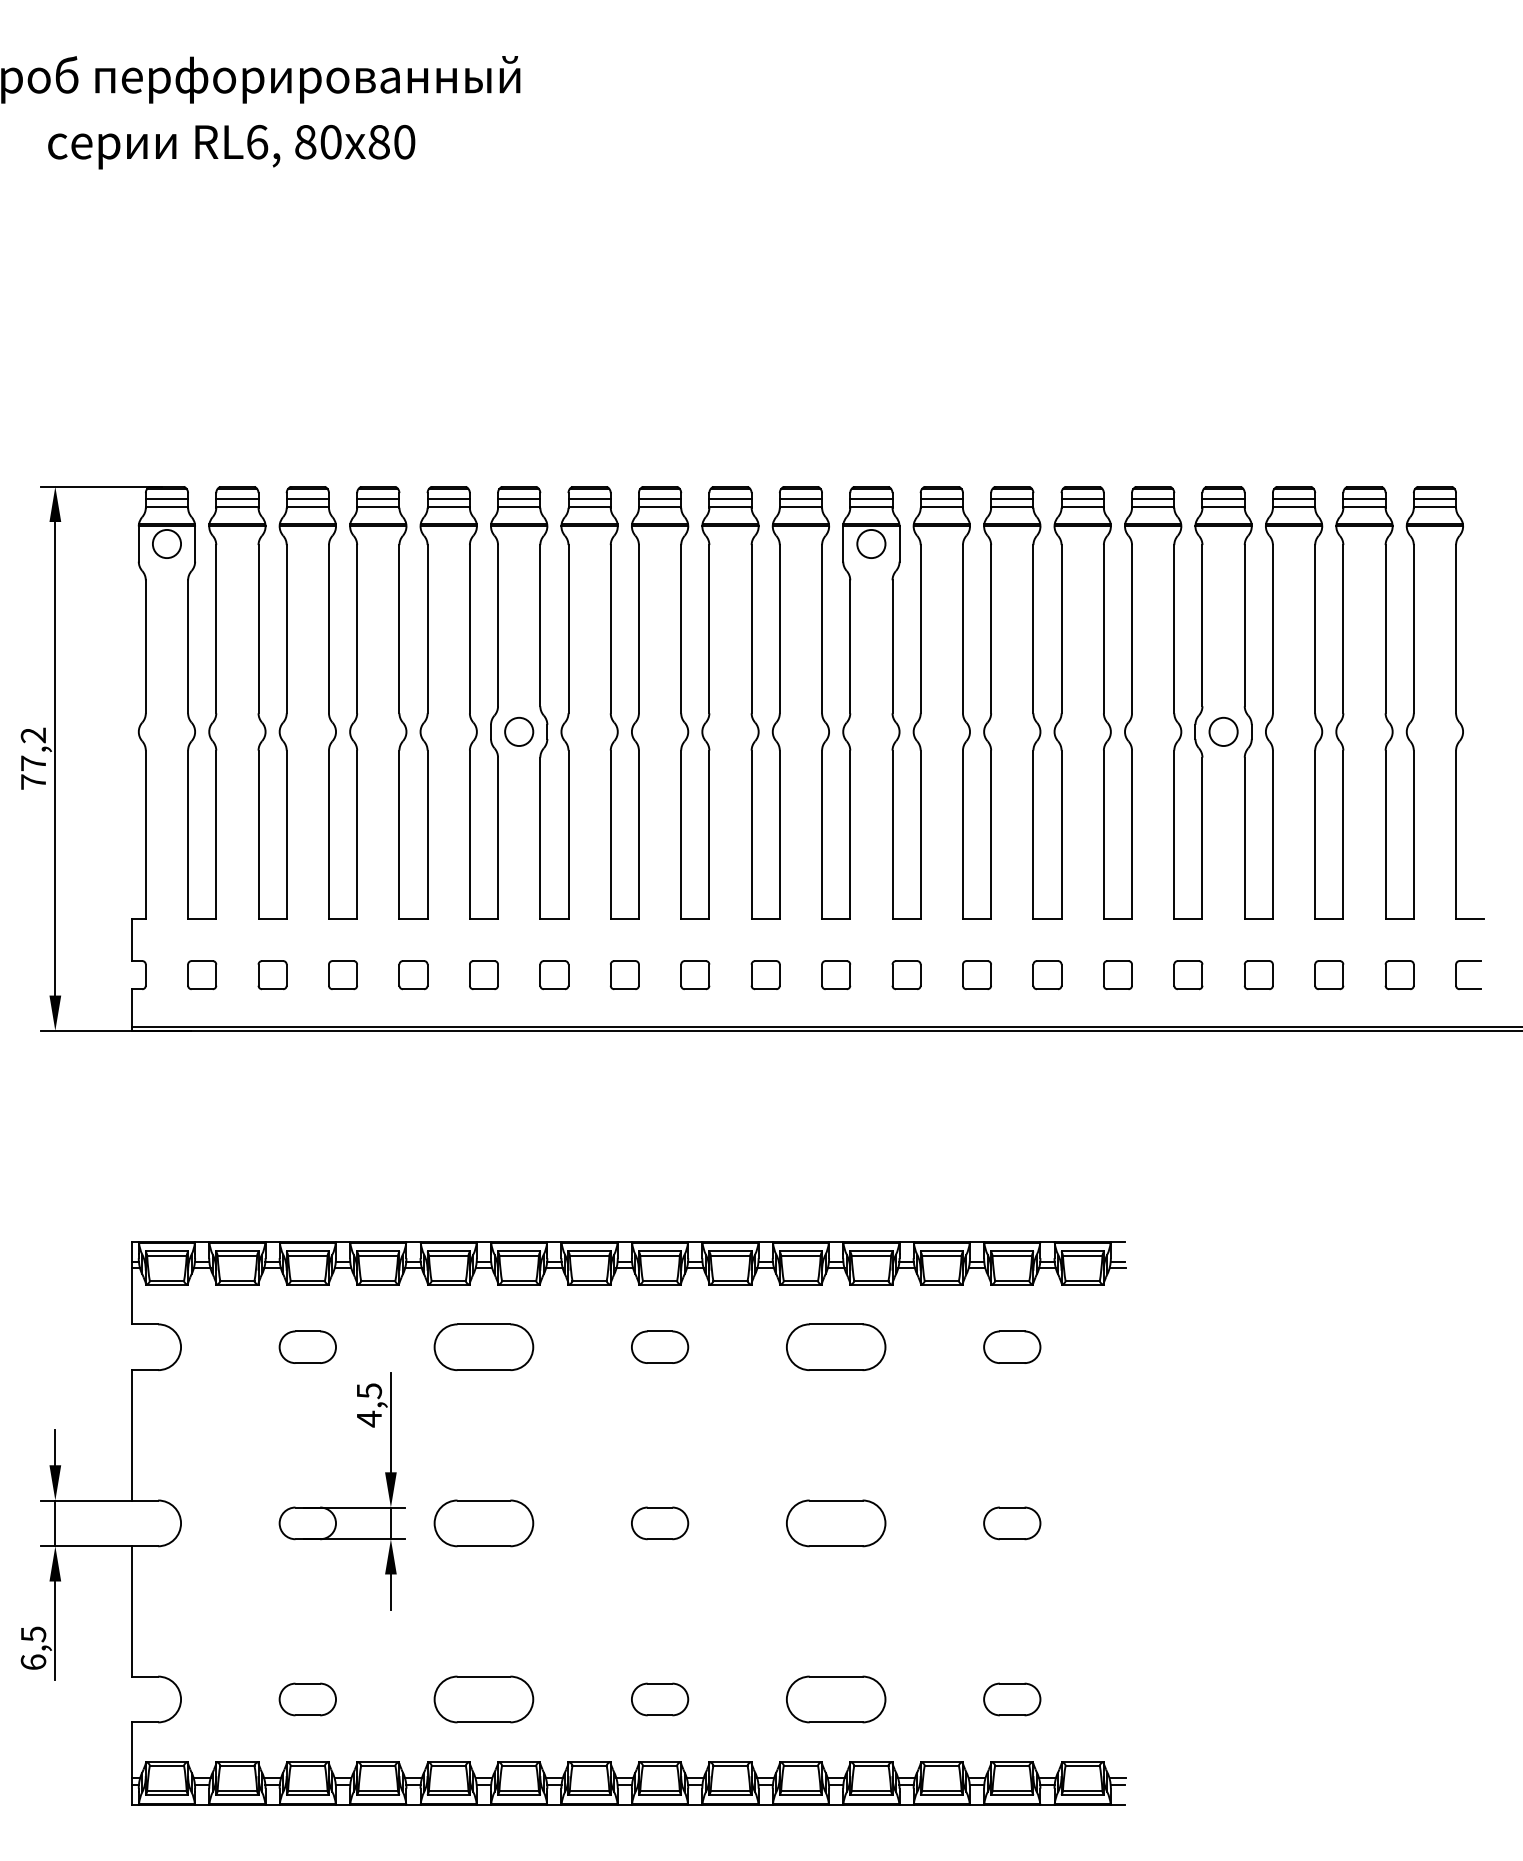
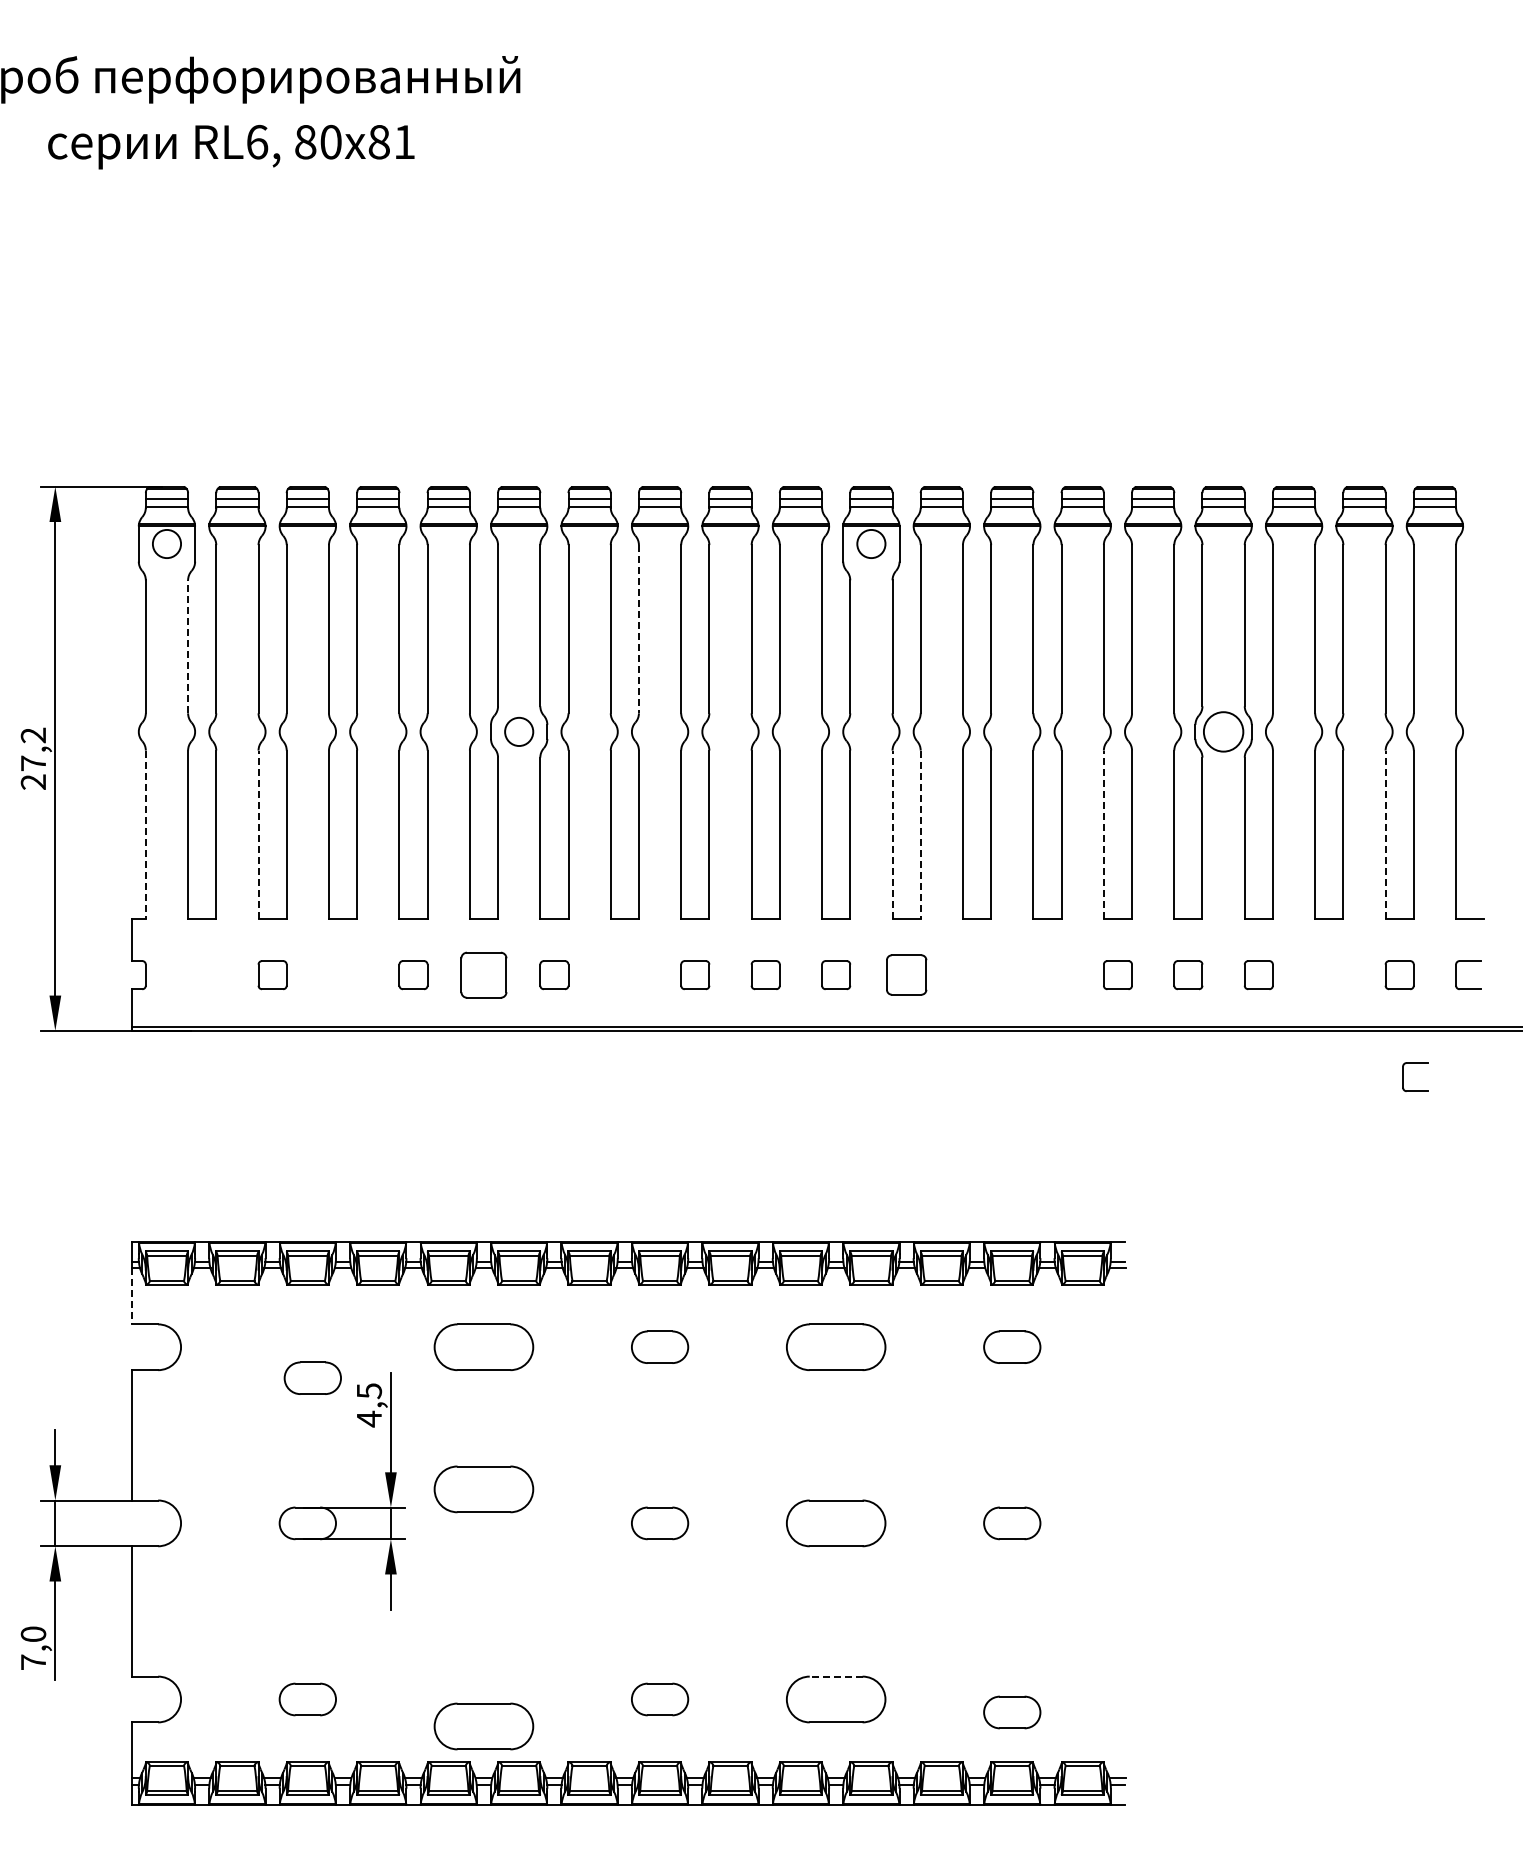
text: 80 -> 81 (404, 141)
line: solid -> dashed (638, 629)
line: solid -> dashed (188, 646)
circle diameter: 28 px -> 39 px (1223, 731)
text: 77,2 -> 27,2 (32, 781)
line: solid -> dashed (258, 834)
line: solid -> dashed (892, 834)
line: solid -> dashed (1103, 834)
line: solid -> dashed (1385, 834)
line: solid -> dashed (145, 835)
line: solid -> dashed (920, 835)
part size: 30x30 px -> 48x48 px (483, 974)
part: present -> none (976, 974)
part: present -> none (202, 975)
part: present -> none (342, 975)
part: present -> none (624, 975)
part size: 31x31 px -> 42x42 px (906, 974)
part: present -> none (1047, 975)
part: present -> none (1329, 975)
part: none -> present (1403, 1076)
line: solid -> dashed (131, 1296)
part position: (307, 1346) -> (312, 1377) (312, 1377)
part position: (483, 1523) -> (483, 1489) (483, 1489)
text: 6,5 -> 7,0 (33, 1647)
line: solid -> dashed (835, 1676)
part position: (483, 1699) -> (483, 1726) (483, 1726)
part position: (1012, 1699) -> (1012, 1712) (1012, 1712)
